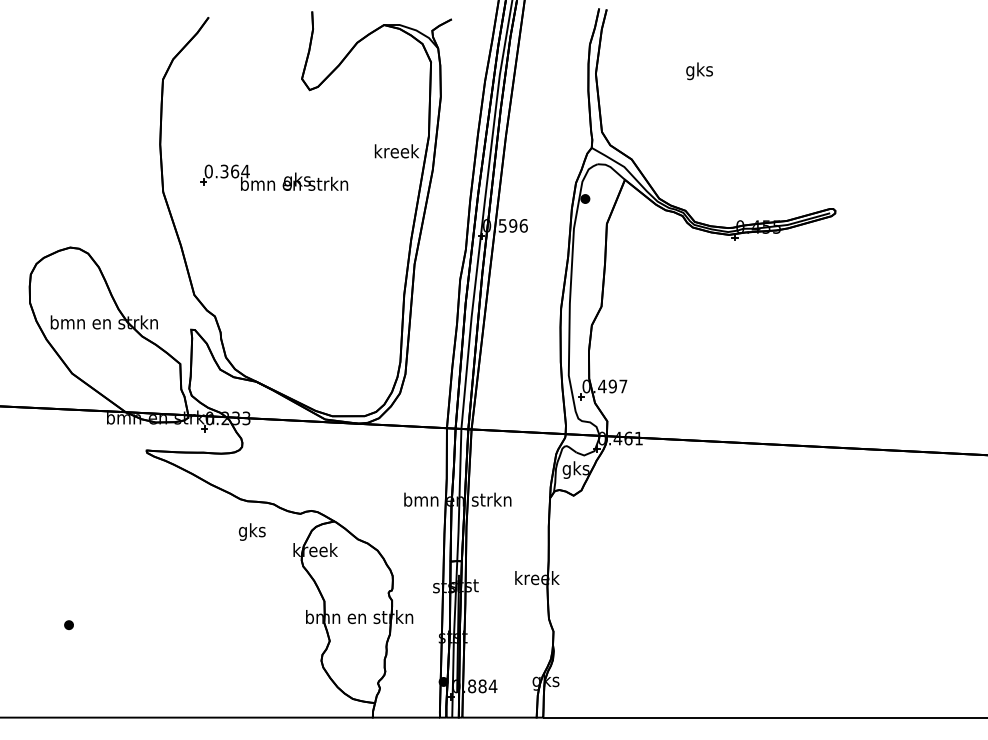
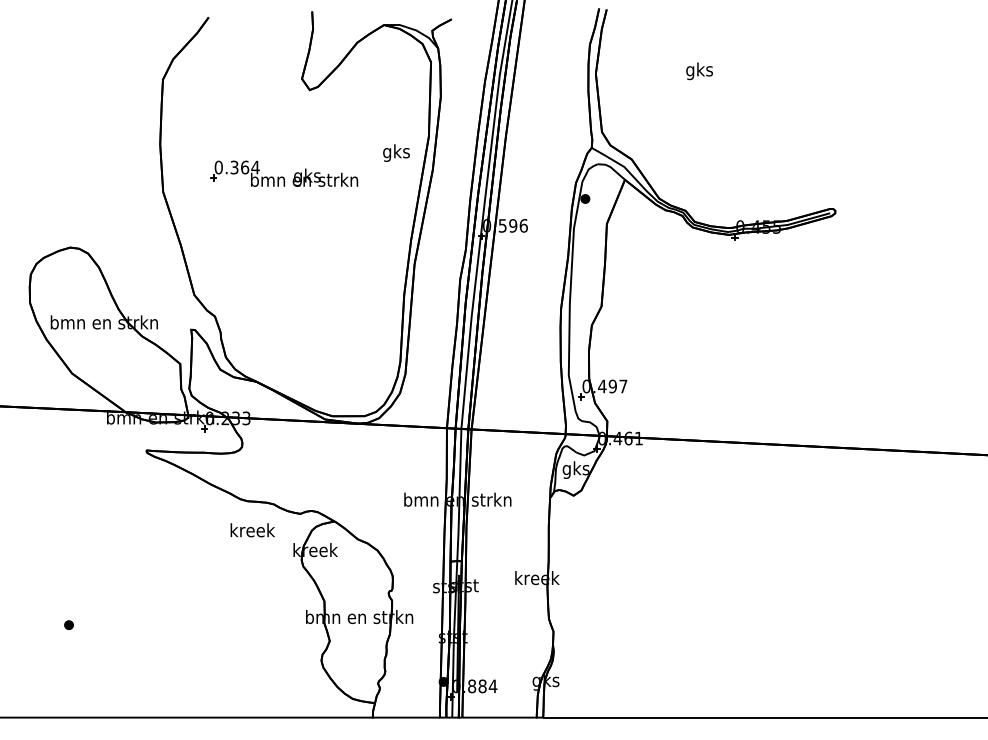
text: kreek -> gks (396, 152)
part position: (274, 177) -> (284, 173) (284, 173)
text: gks -> kreek (252, 531)
